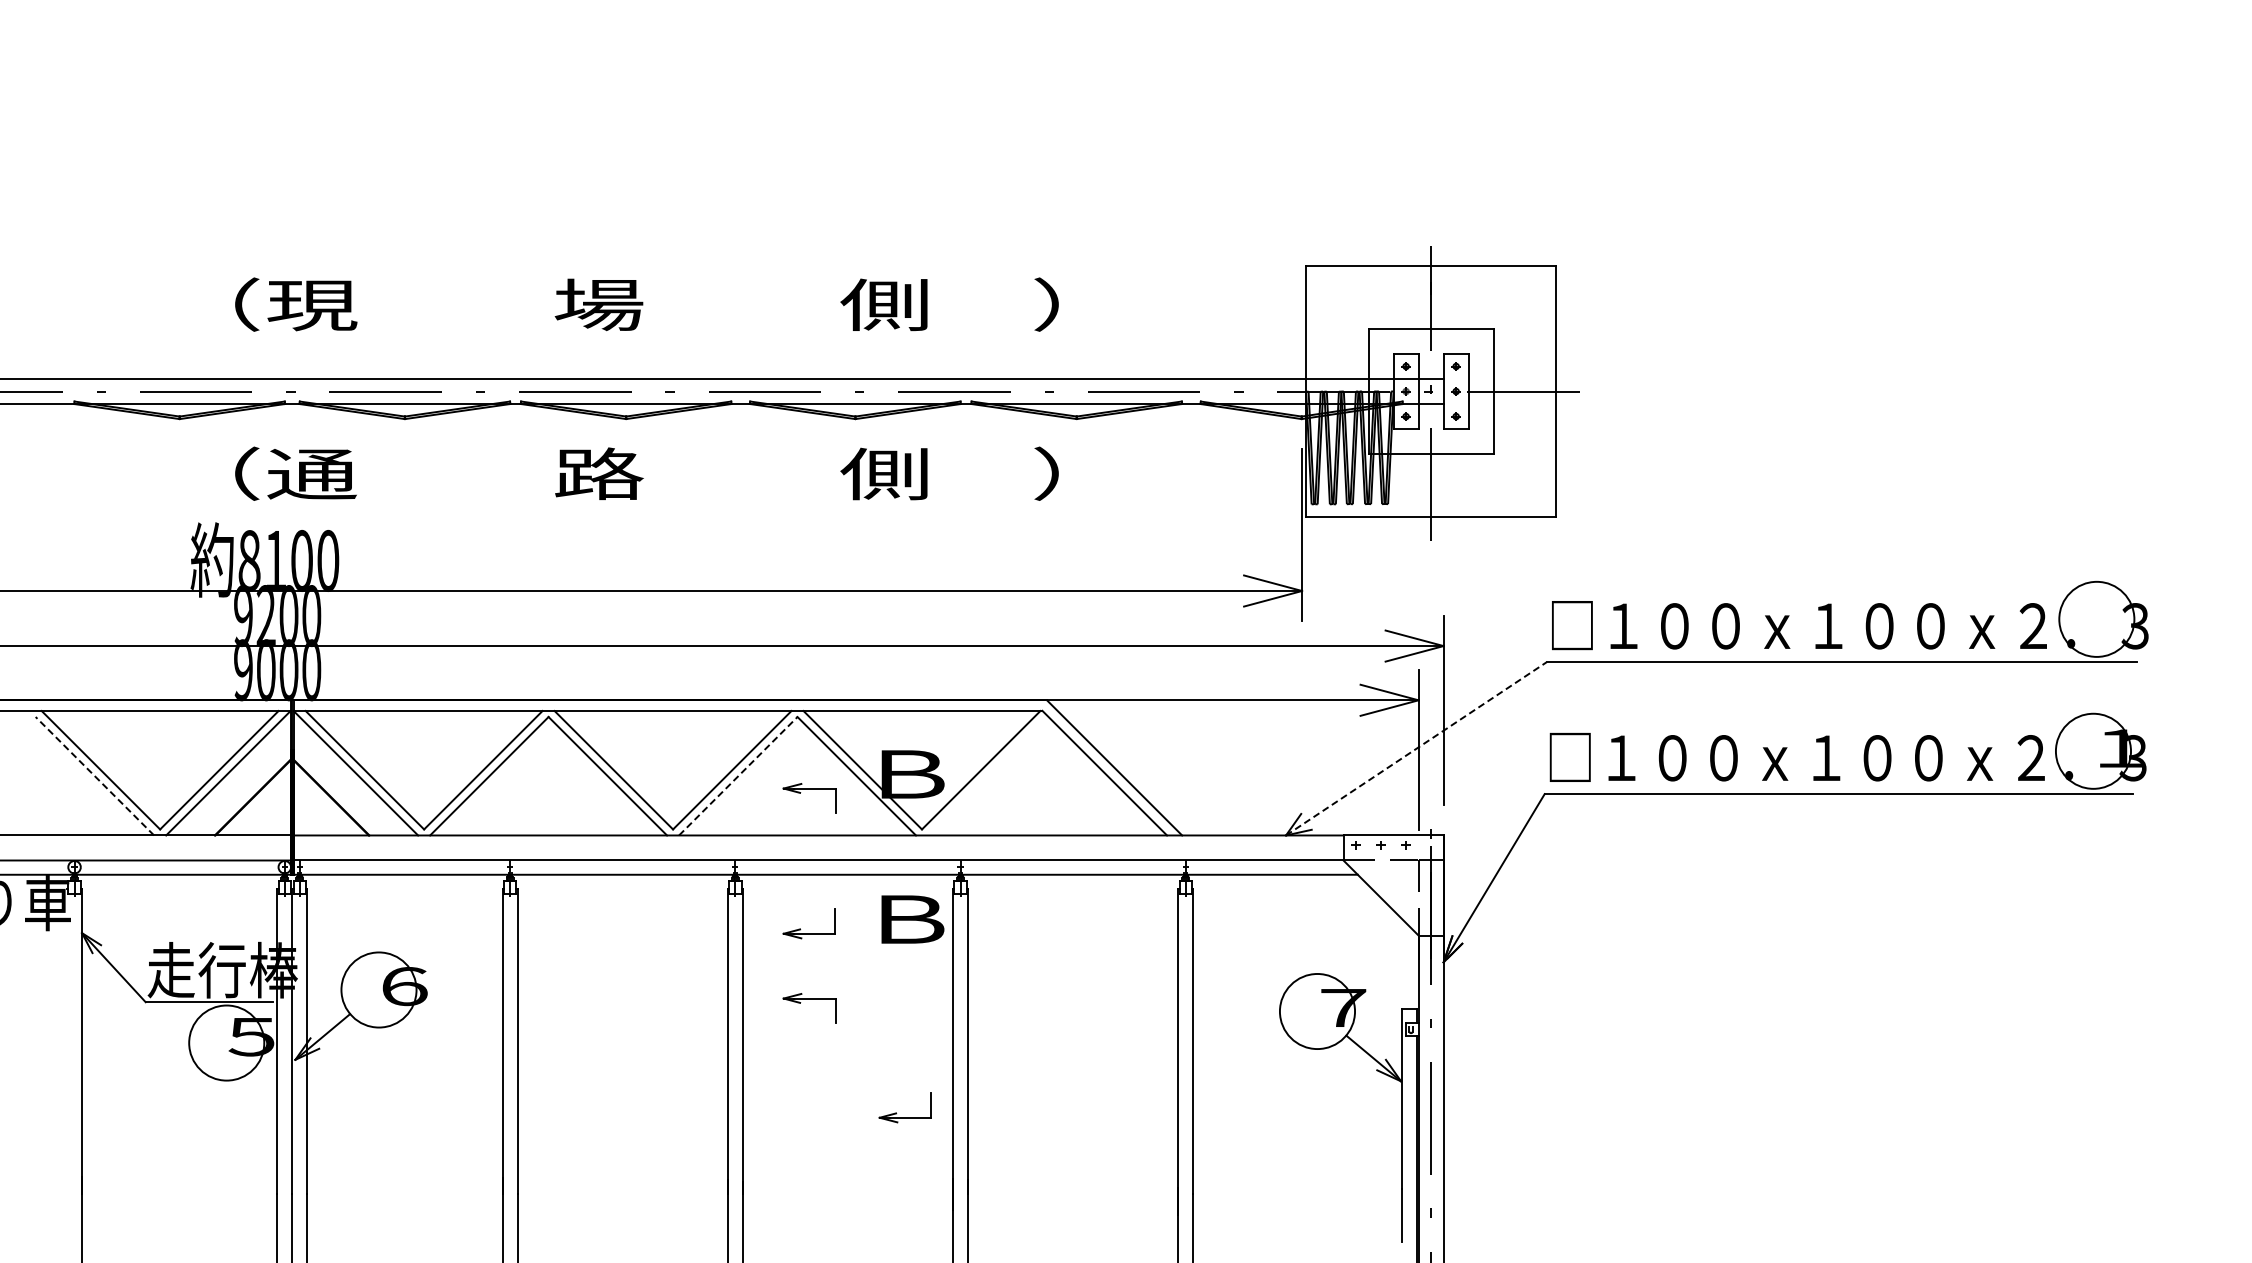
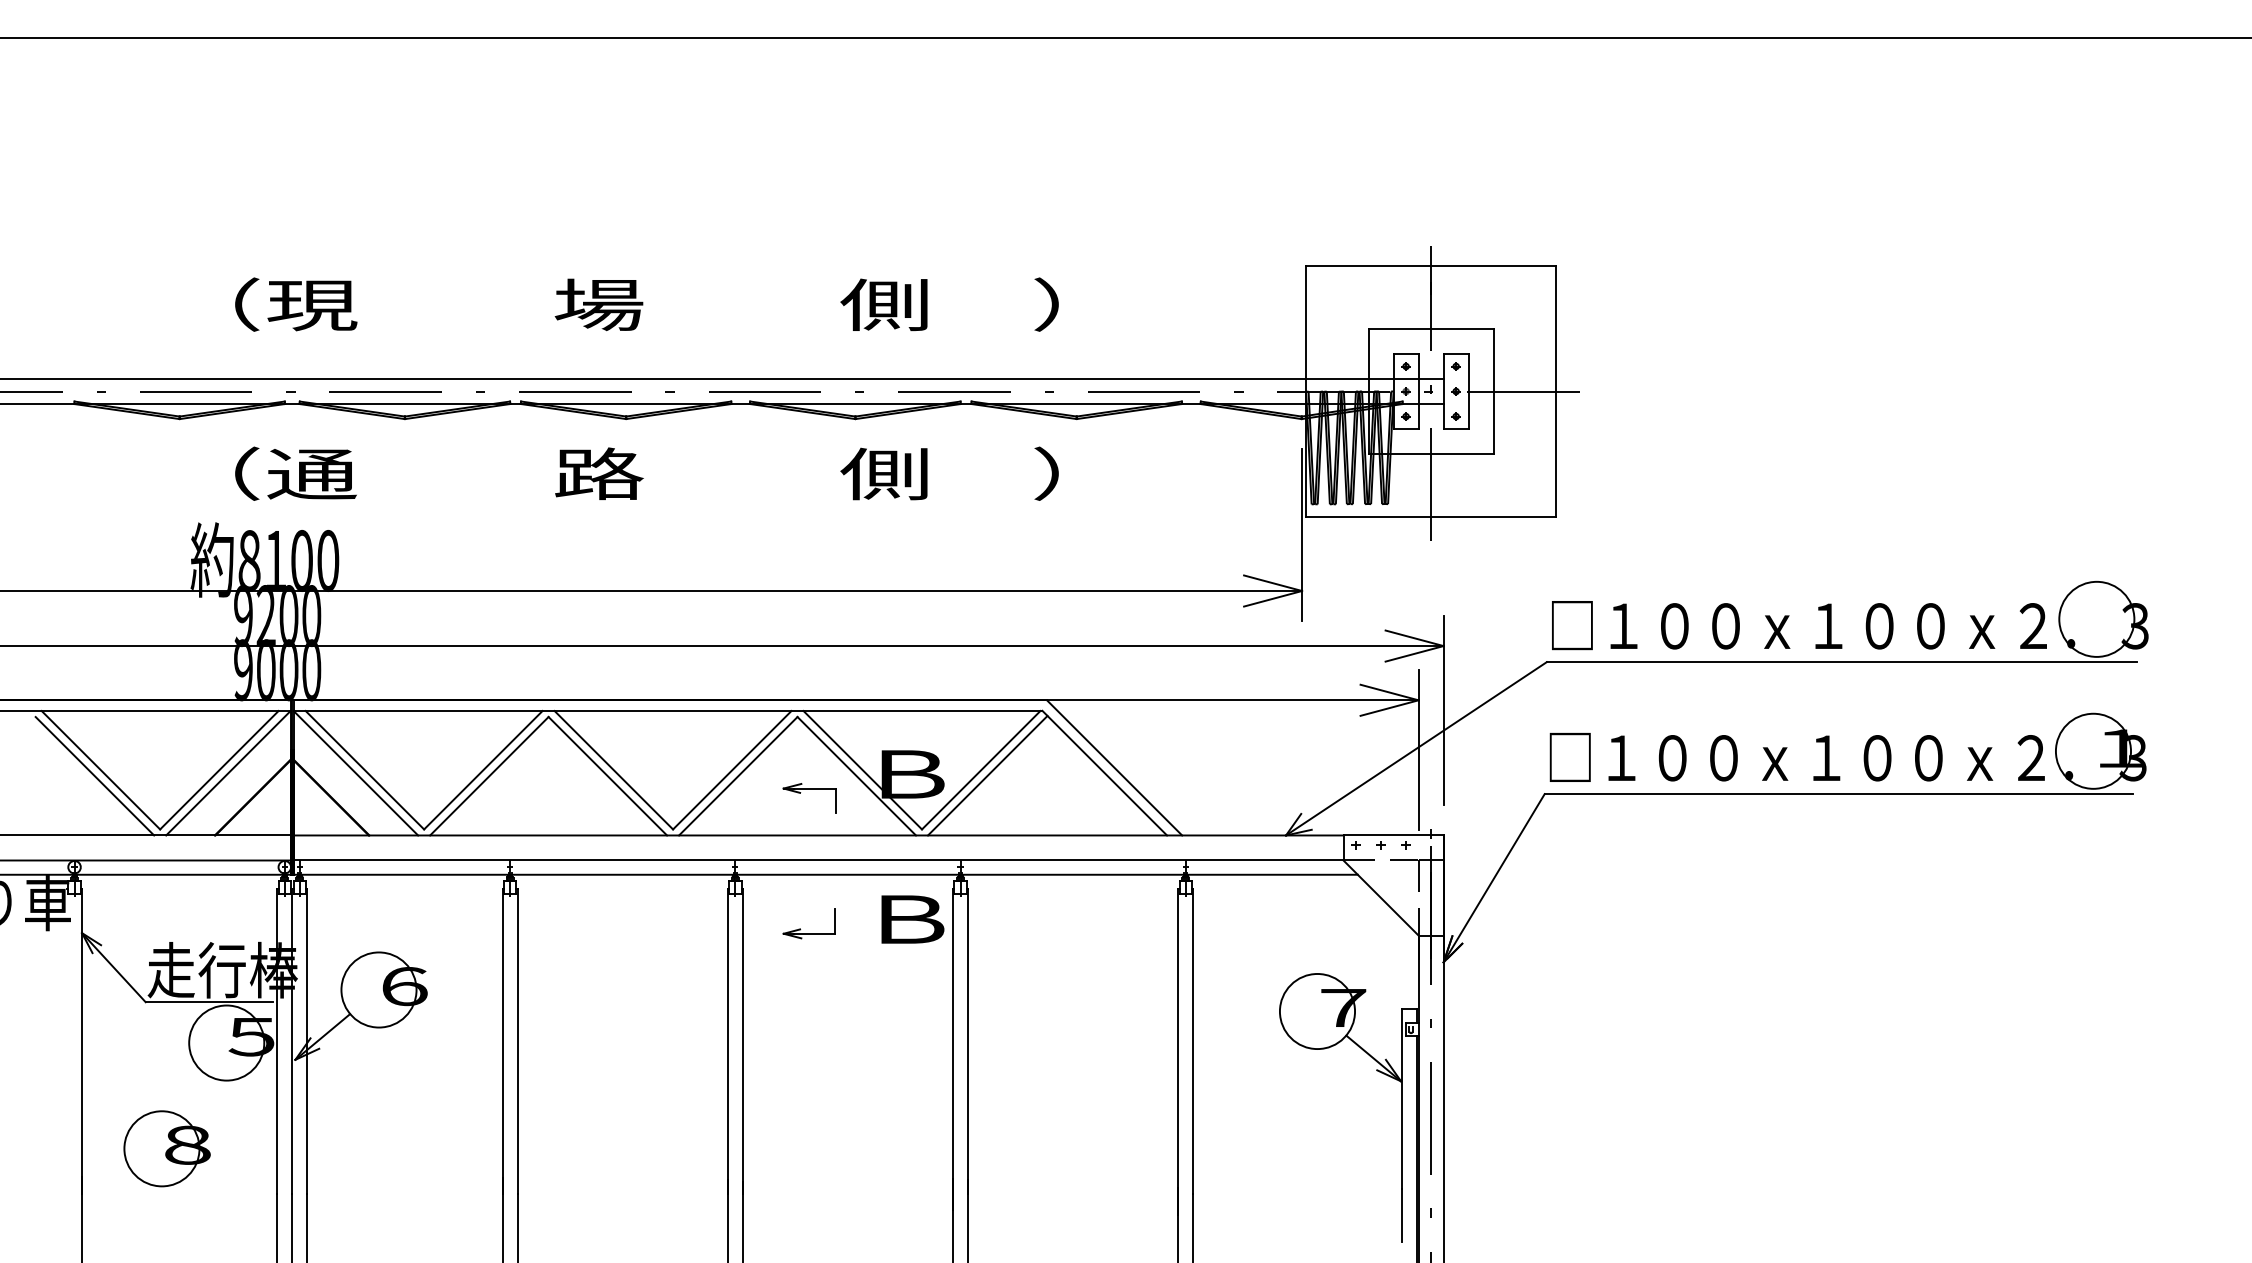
line: none -> present (1125, 37)
line: dashed -> solid (1416, 748)
line: none -> present (987, 775)
line: dashed -> solid (94, 776)
line: dashed -> solid (738, 776)
part: present -> none (809, 999)
part: present -> none (896, 1112)
part: none -> present (166, 1148)
